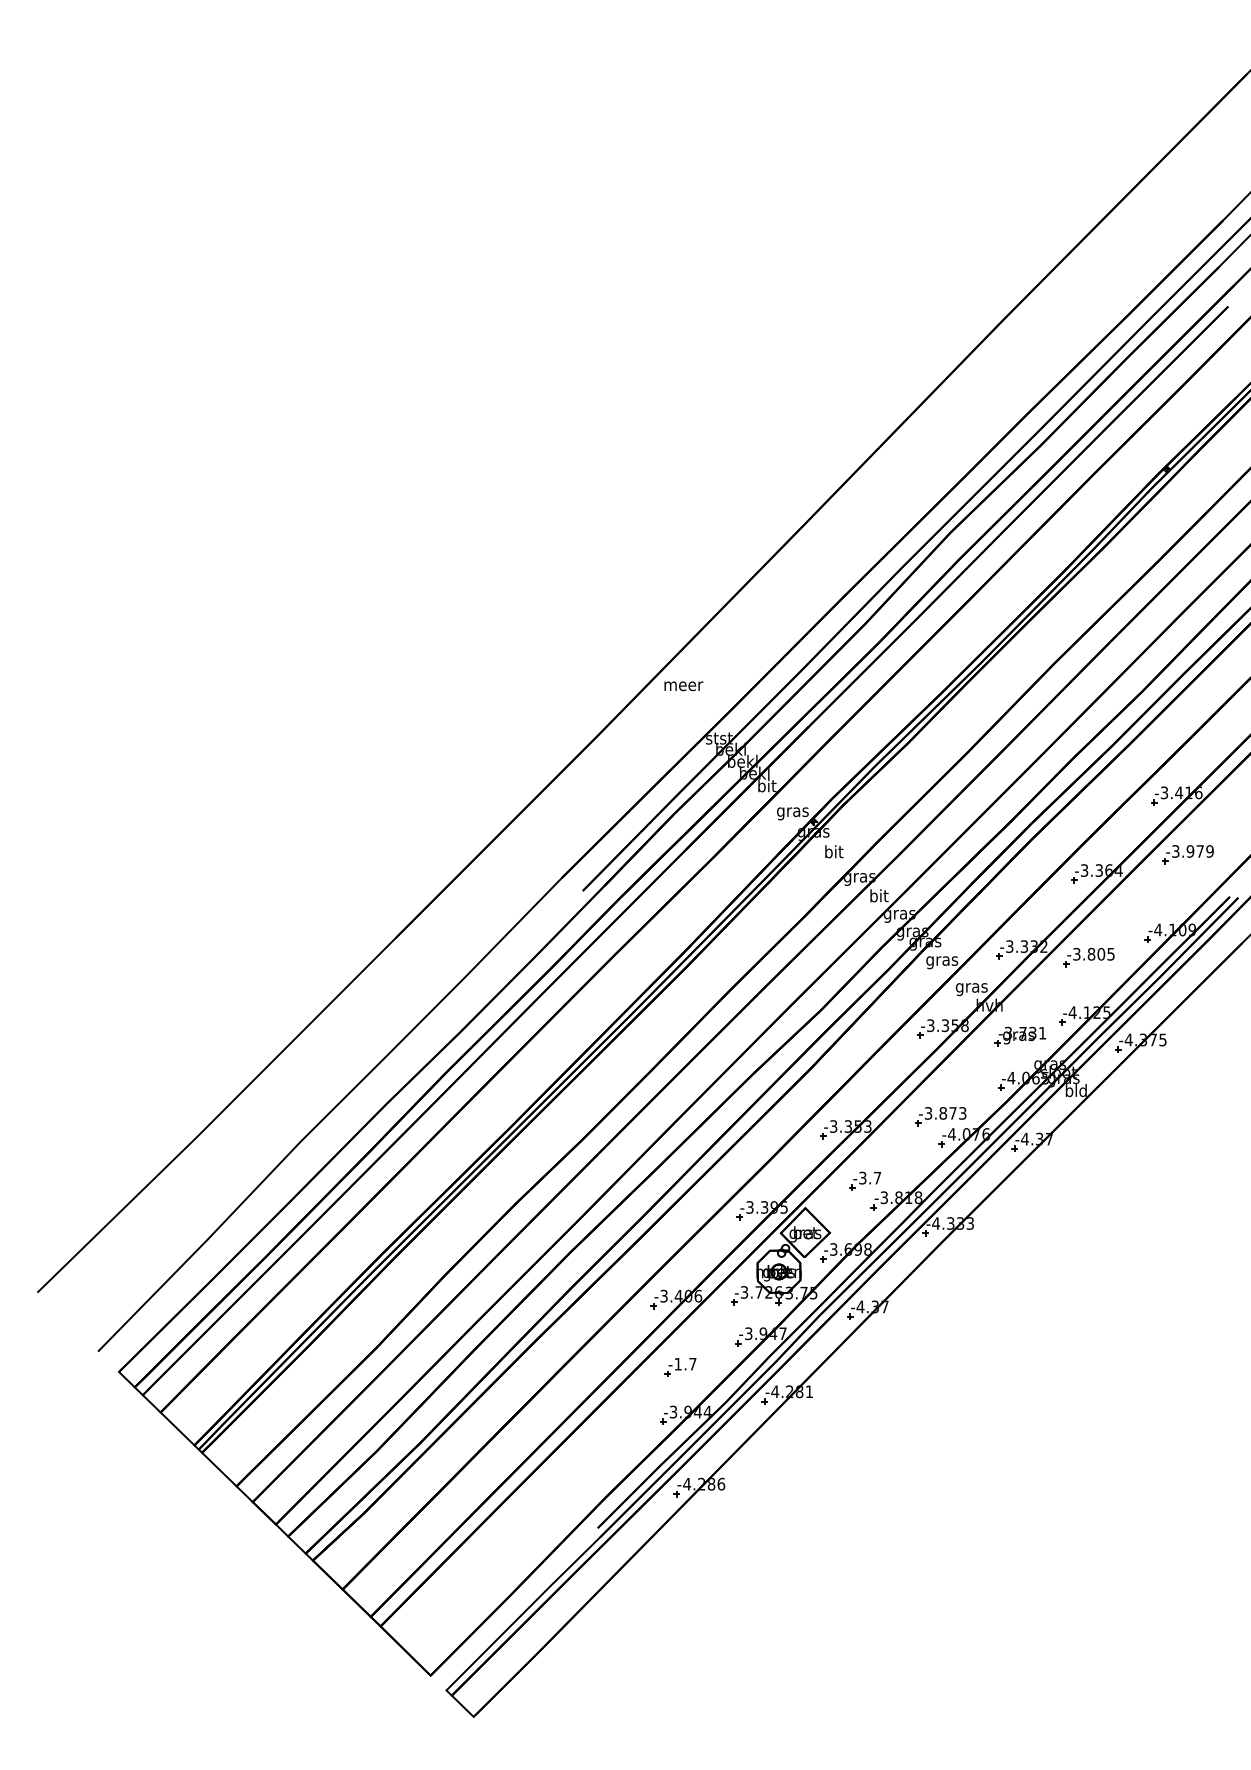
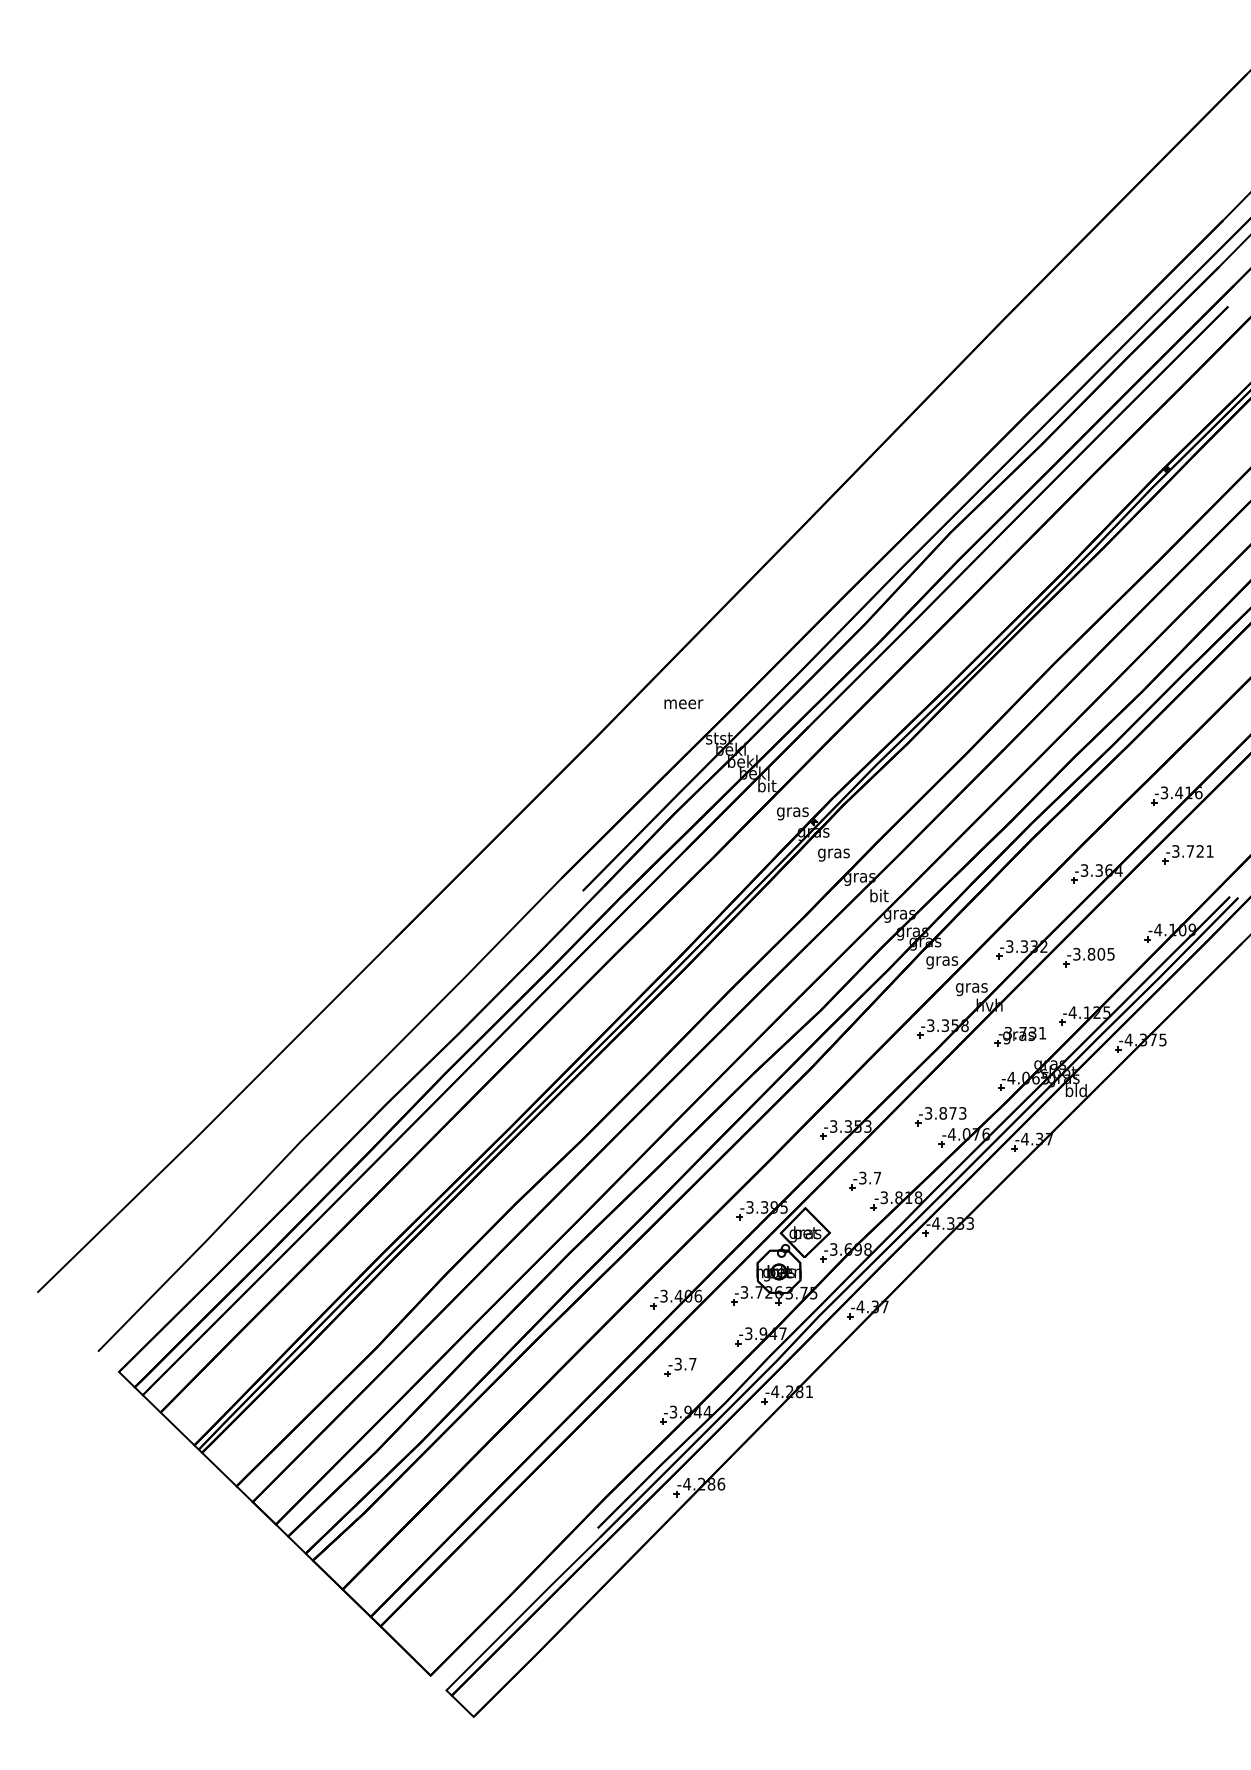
text position: (683, 686) -> (683, 704) (683, 704)
text: -3.979 -> -3.721 (1199, 851)
text: bit -> gras (833, 853)
text: -1.7 -> -3.7 (677, 1363)
